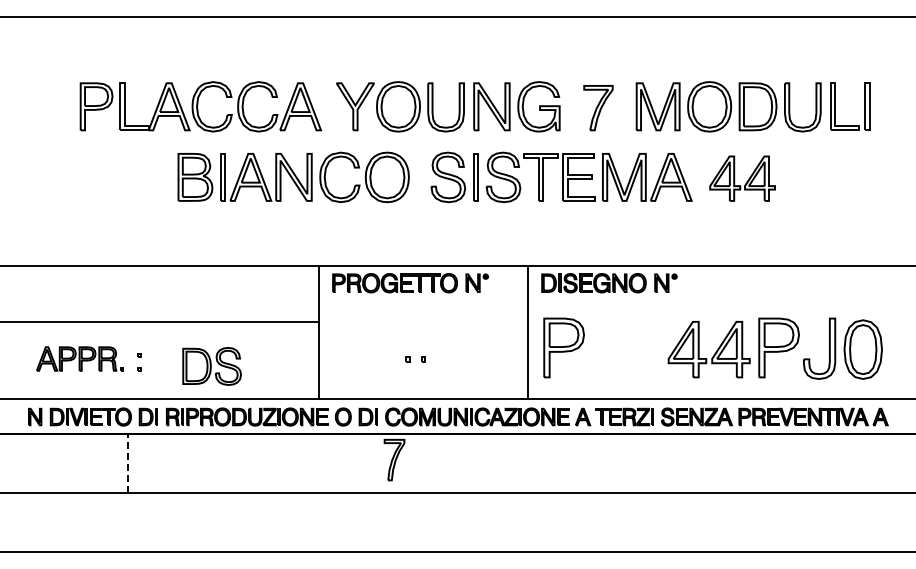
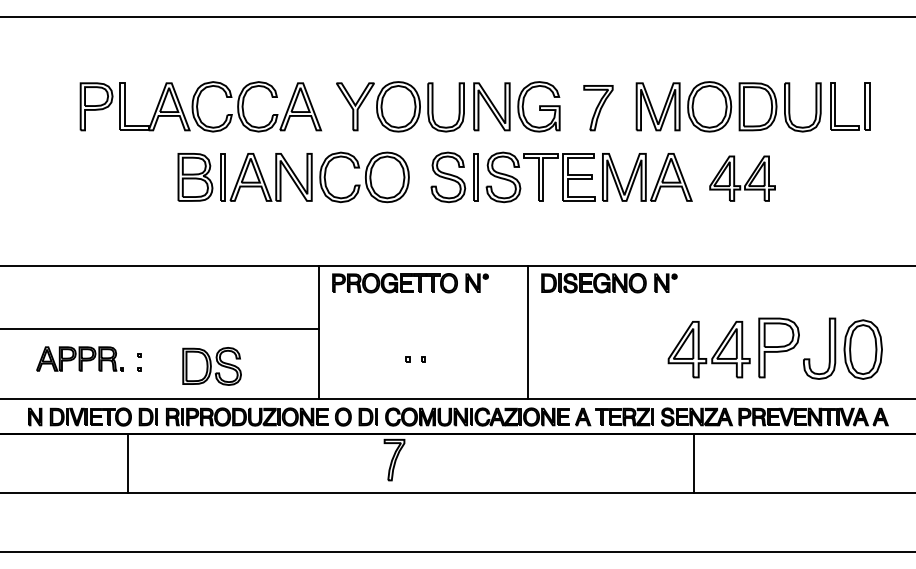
line position: (160, 321) -> (160, 328) (160, 328)
part: present -> none (563, 347)
line: dashed -> solid (128, 463)
line: none -> present (694, 463)
